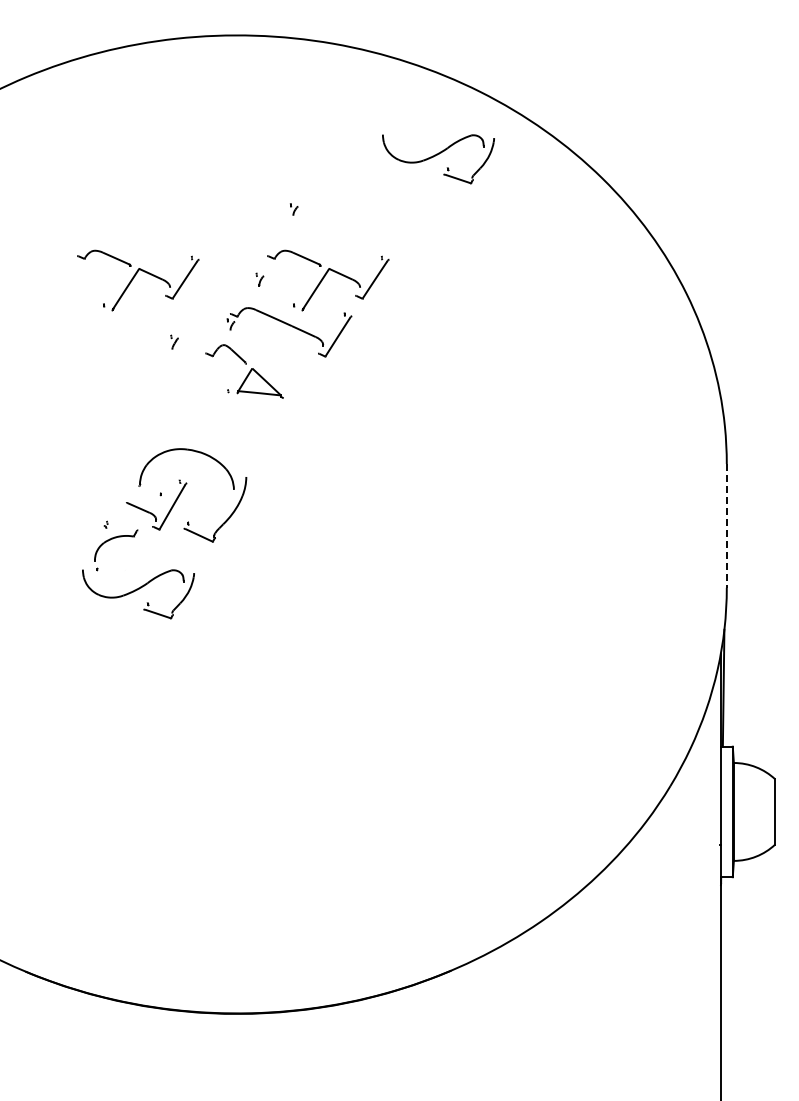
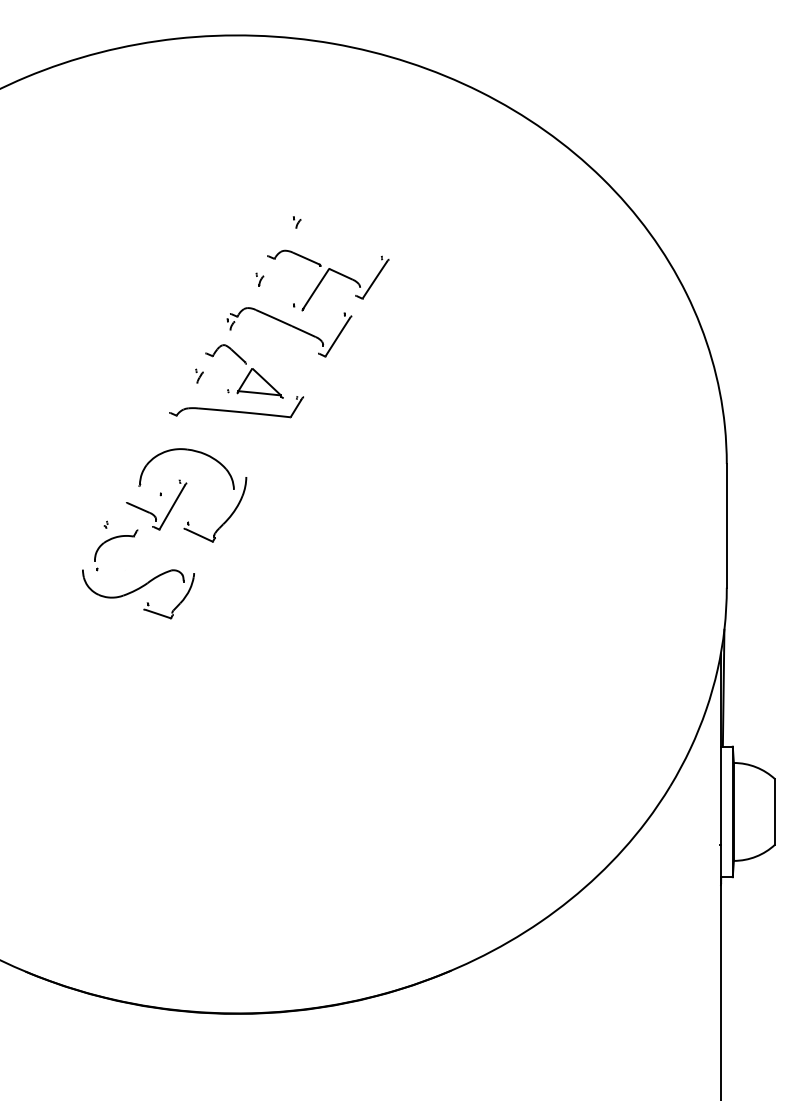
part: present -> none (438, 159)
part position: (293, 209) -> (296, 222) (296, 222)
part: present -> none (138, 280)
part position: (174, 341) -> (199, 375) (199, 375)
part: none -> present (236, 407)
line: dashed -> solid (726, 525)
